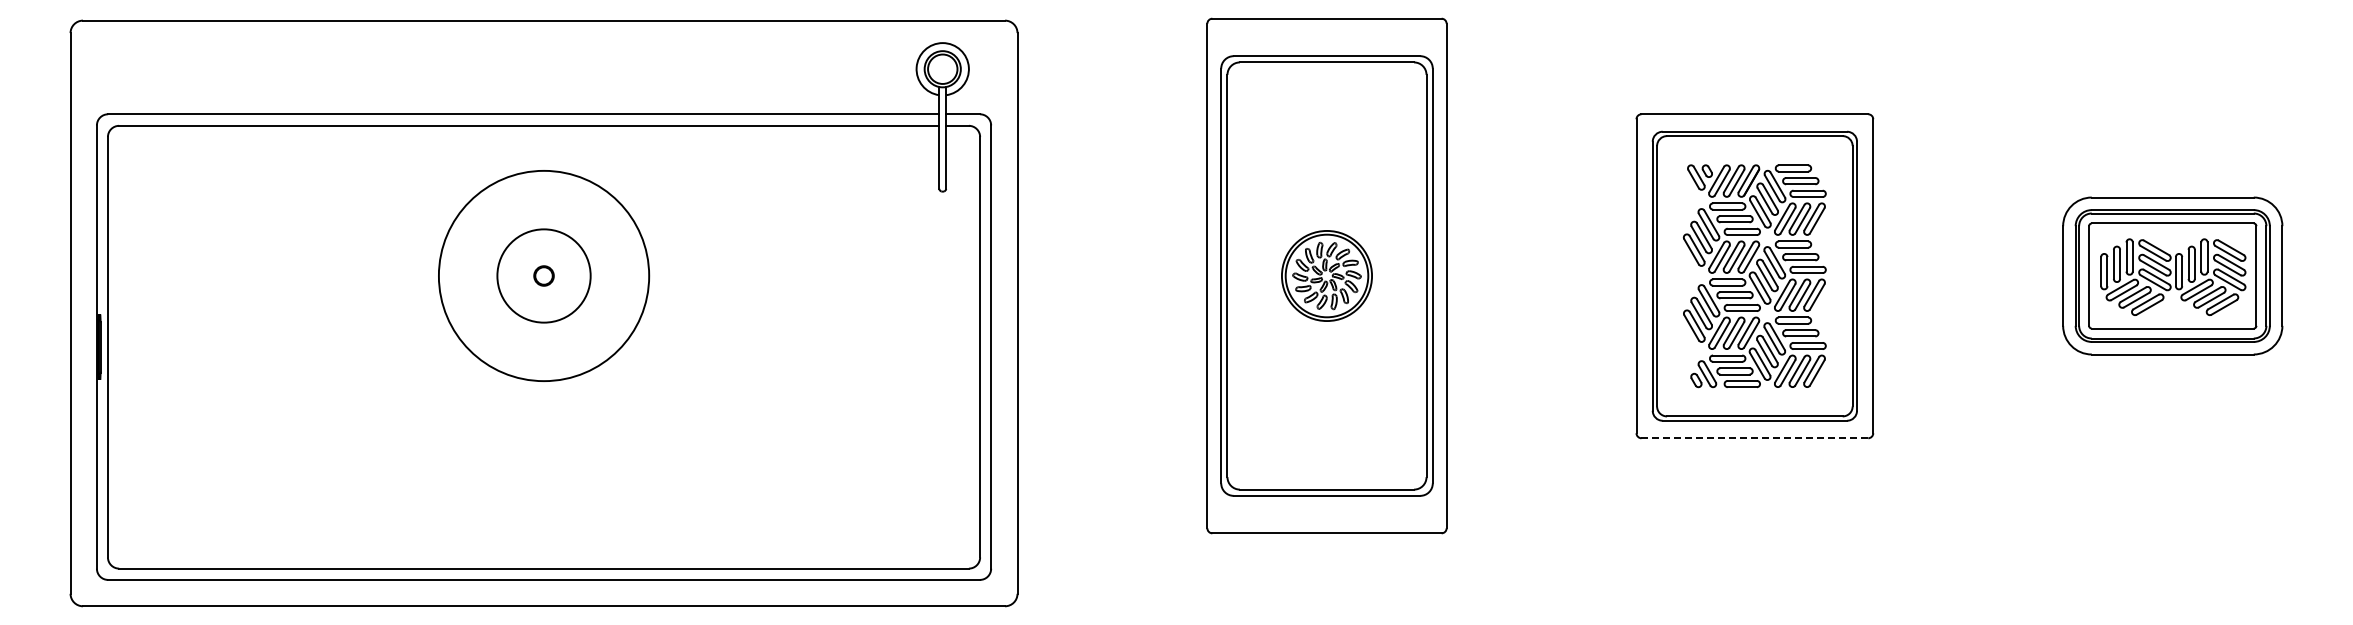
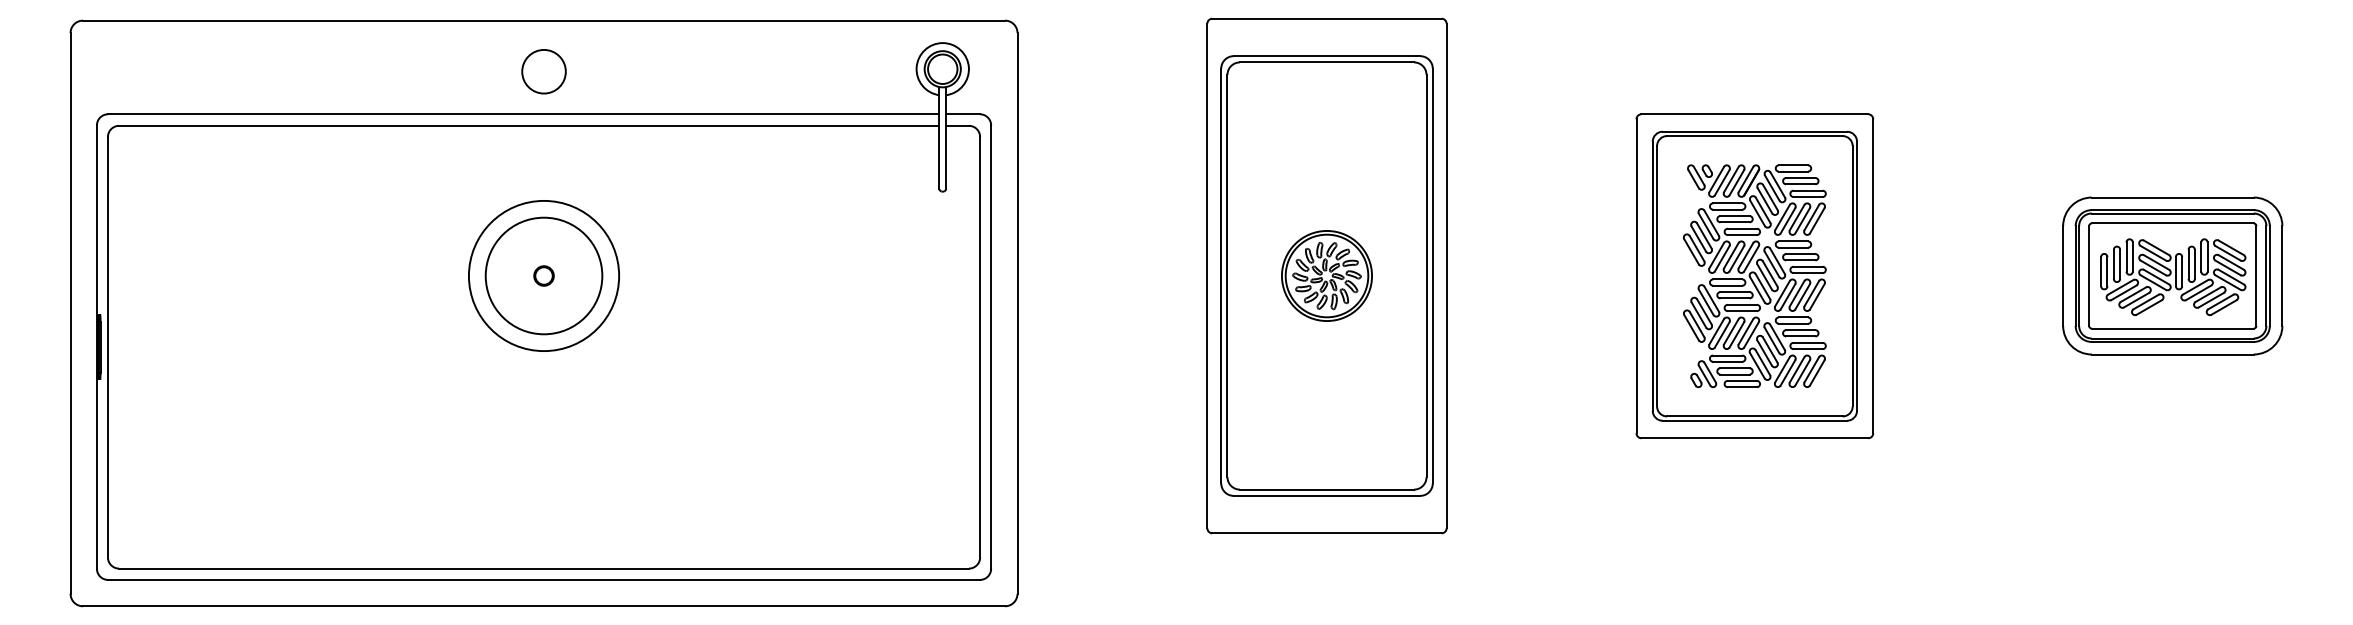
circle: none -> present (543, 71)
circle diameter: 210 px -> 150 px (543, 275)
circle diameter: 93 px -> 117 px (543, 275)
line: dashed -> solid (1755, 438)
